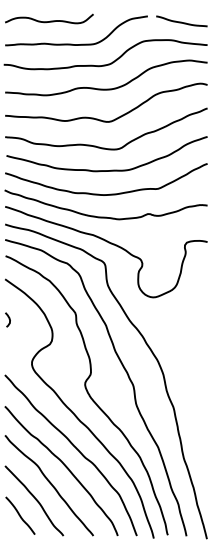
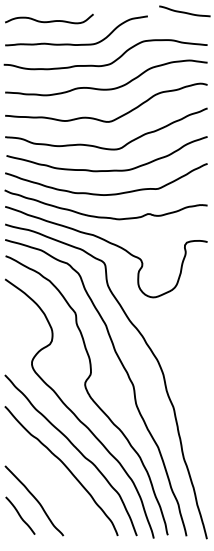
curve position: (181, 21) -> (184, 11) (184, 11)
curve: present -> none (8, 319)
curve: present -> none (49, 483)
